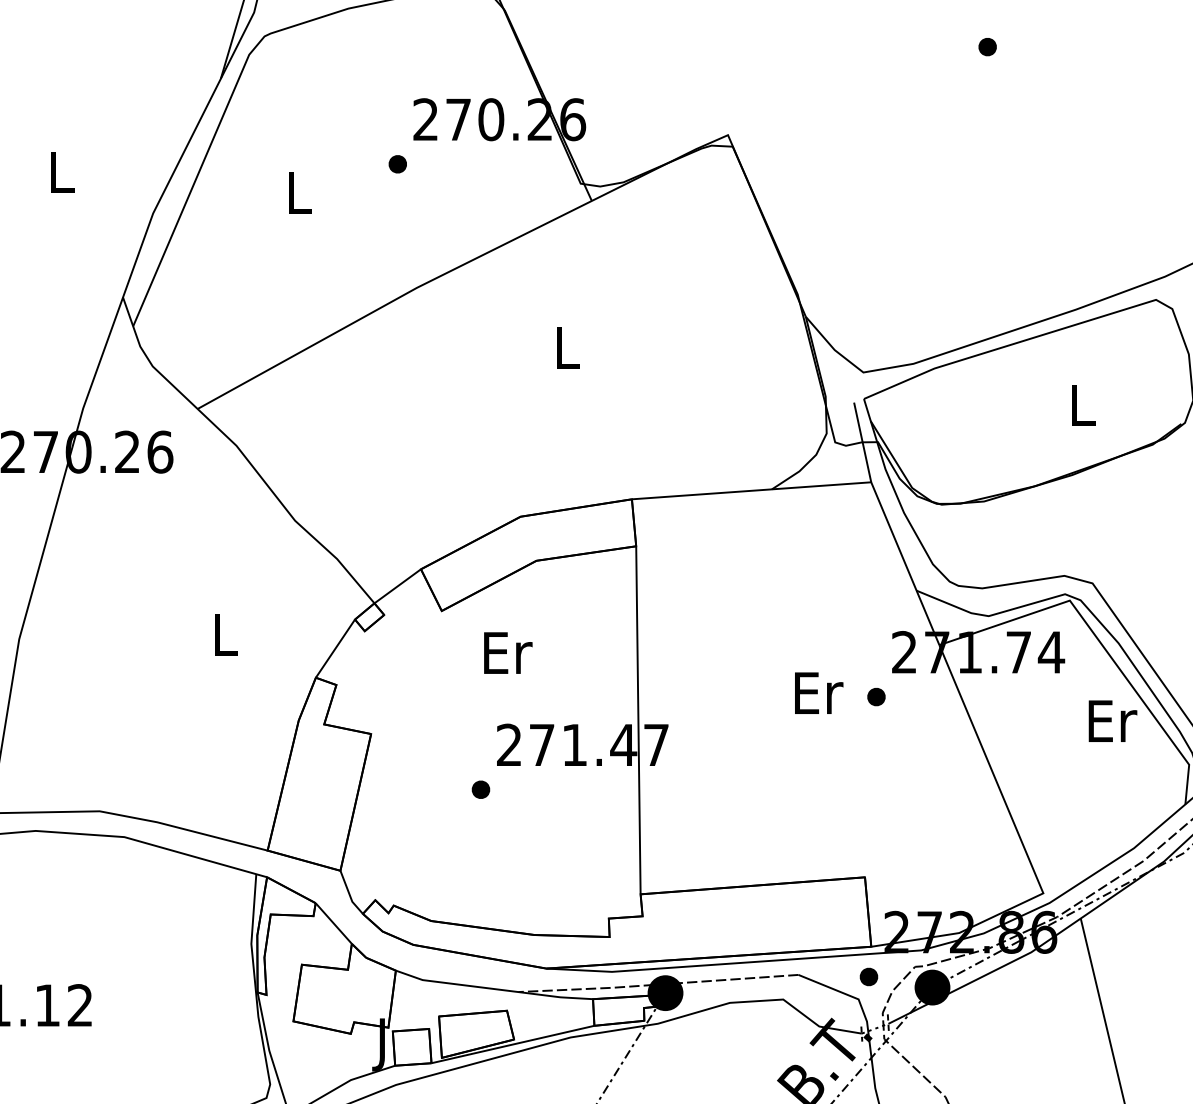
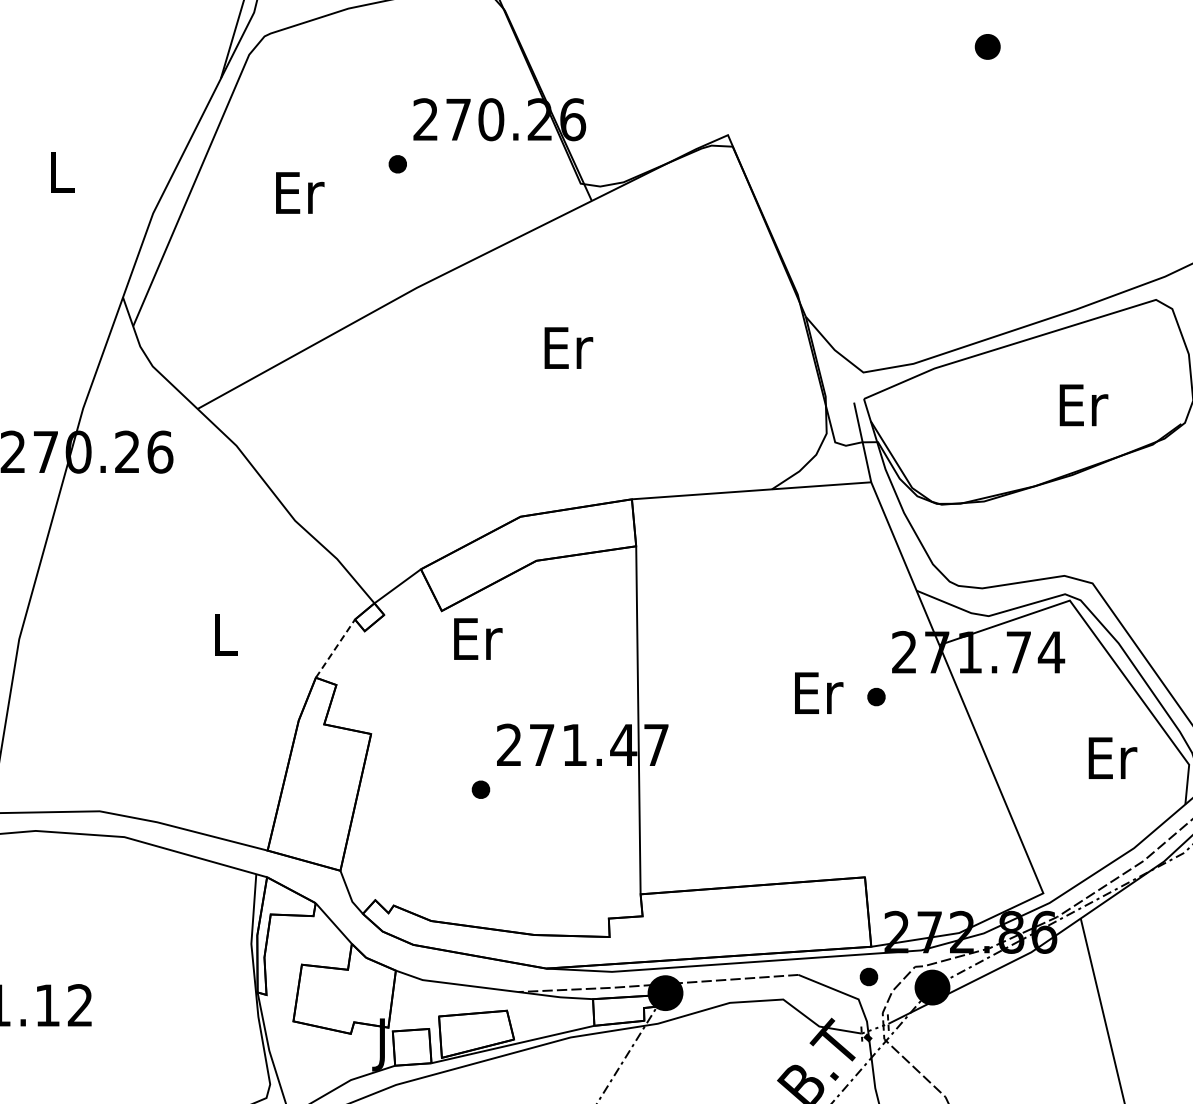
part size: 19x19 px -> 27x26 px (987, 46)
text: L -> Er (300, 192)
text: L -> Er (568, 347)
text: L -> Er (1083, 405)
line: solid -> dashed (335, 648)
text position: (508, 652) -> (478, 638) (478, 638)
text position: (1112, 720) -> (1112, 757) (1112, 757)
